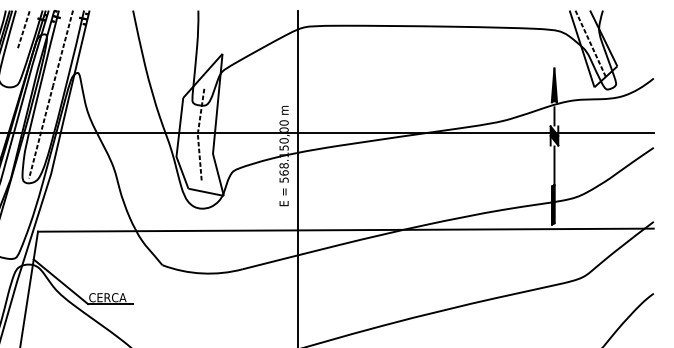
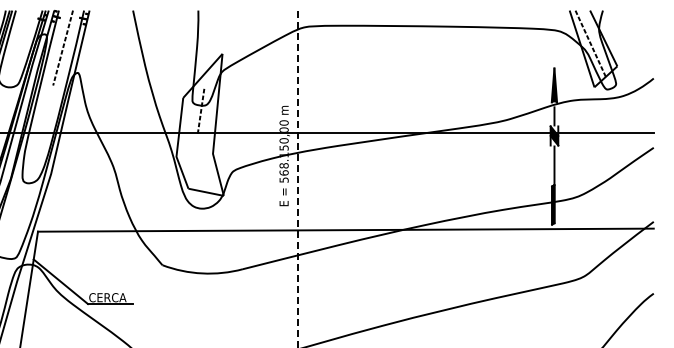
line: present -> none (23, 28)
line: present -> none (41, 131)
line: present -> none (199, 156)
line: solid -> dashed (297, 179)
